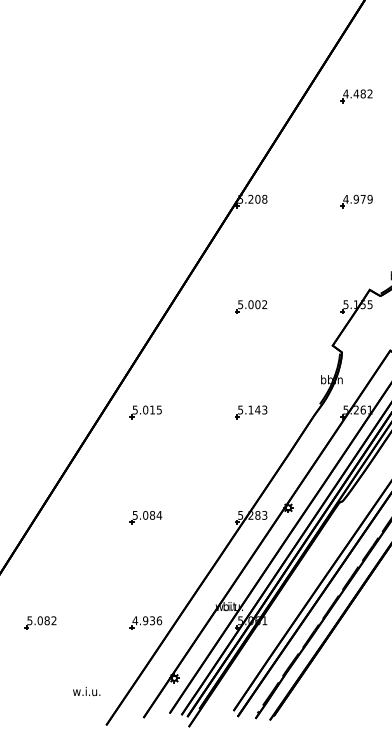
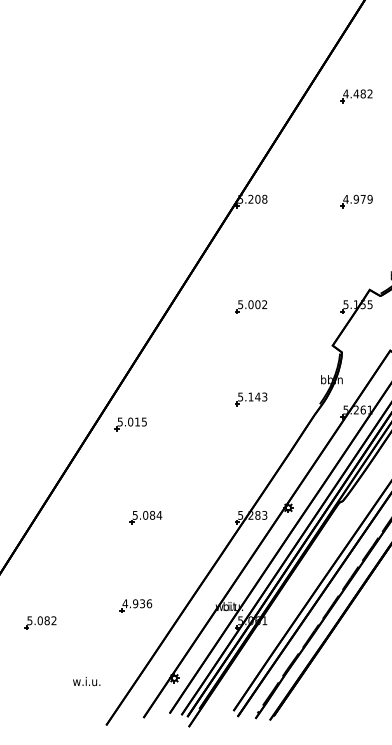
part position: (145, 412) -> (130, 424) (130, 424)
part position: (251, 412) -> (251, 399) (251, 399)
part position: (145, 622) -> (135, 605) (135, 605)
text position: (86, 691) -> (86, 681) (86, 681)
